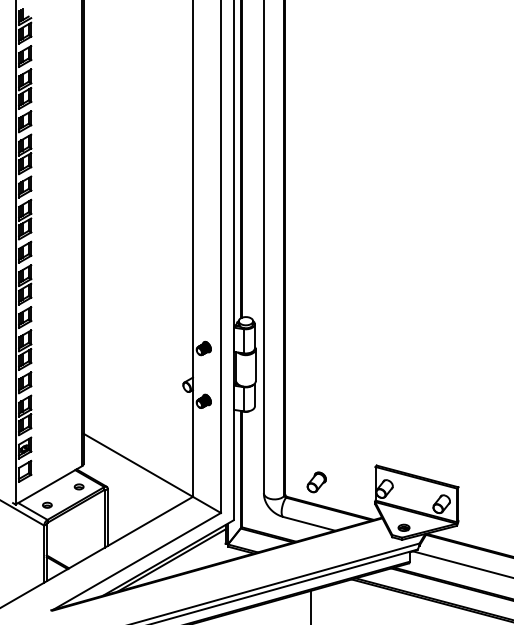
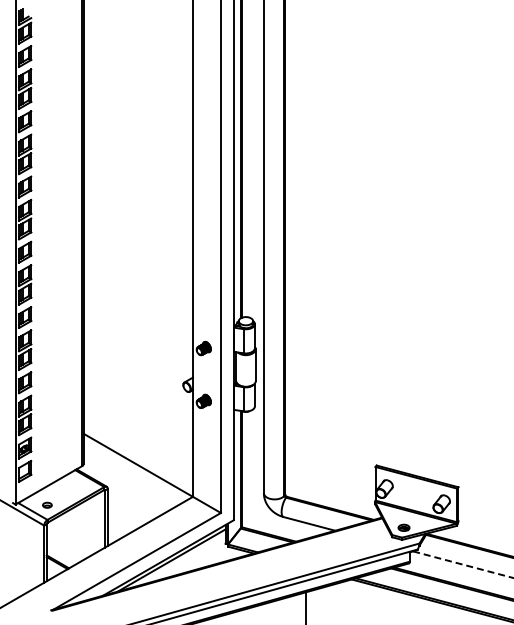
part: present -> none (316, 482)
part: present -> none (78, 486)
line: solid -> dashed (463, 564)
line position: (311, 605) -> (306, 605) (306, 605)
